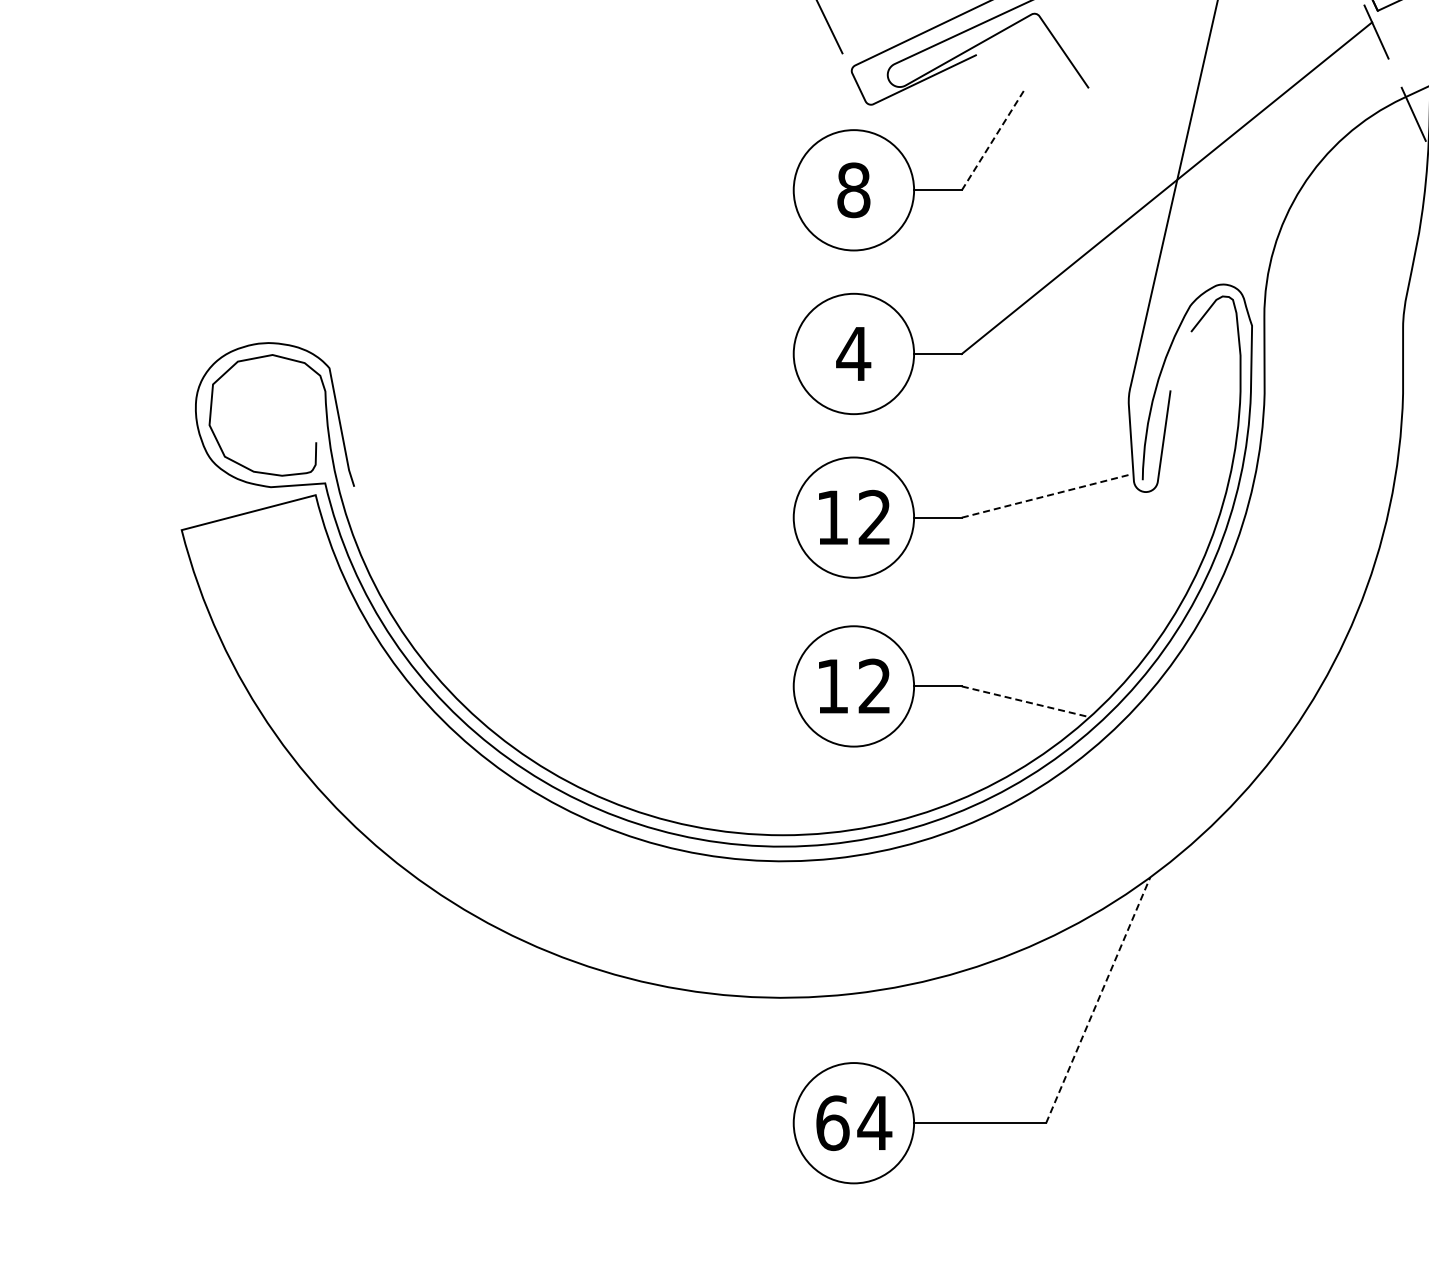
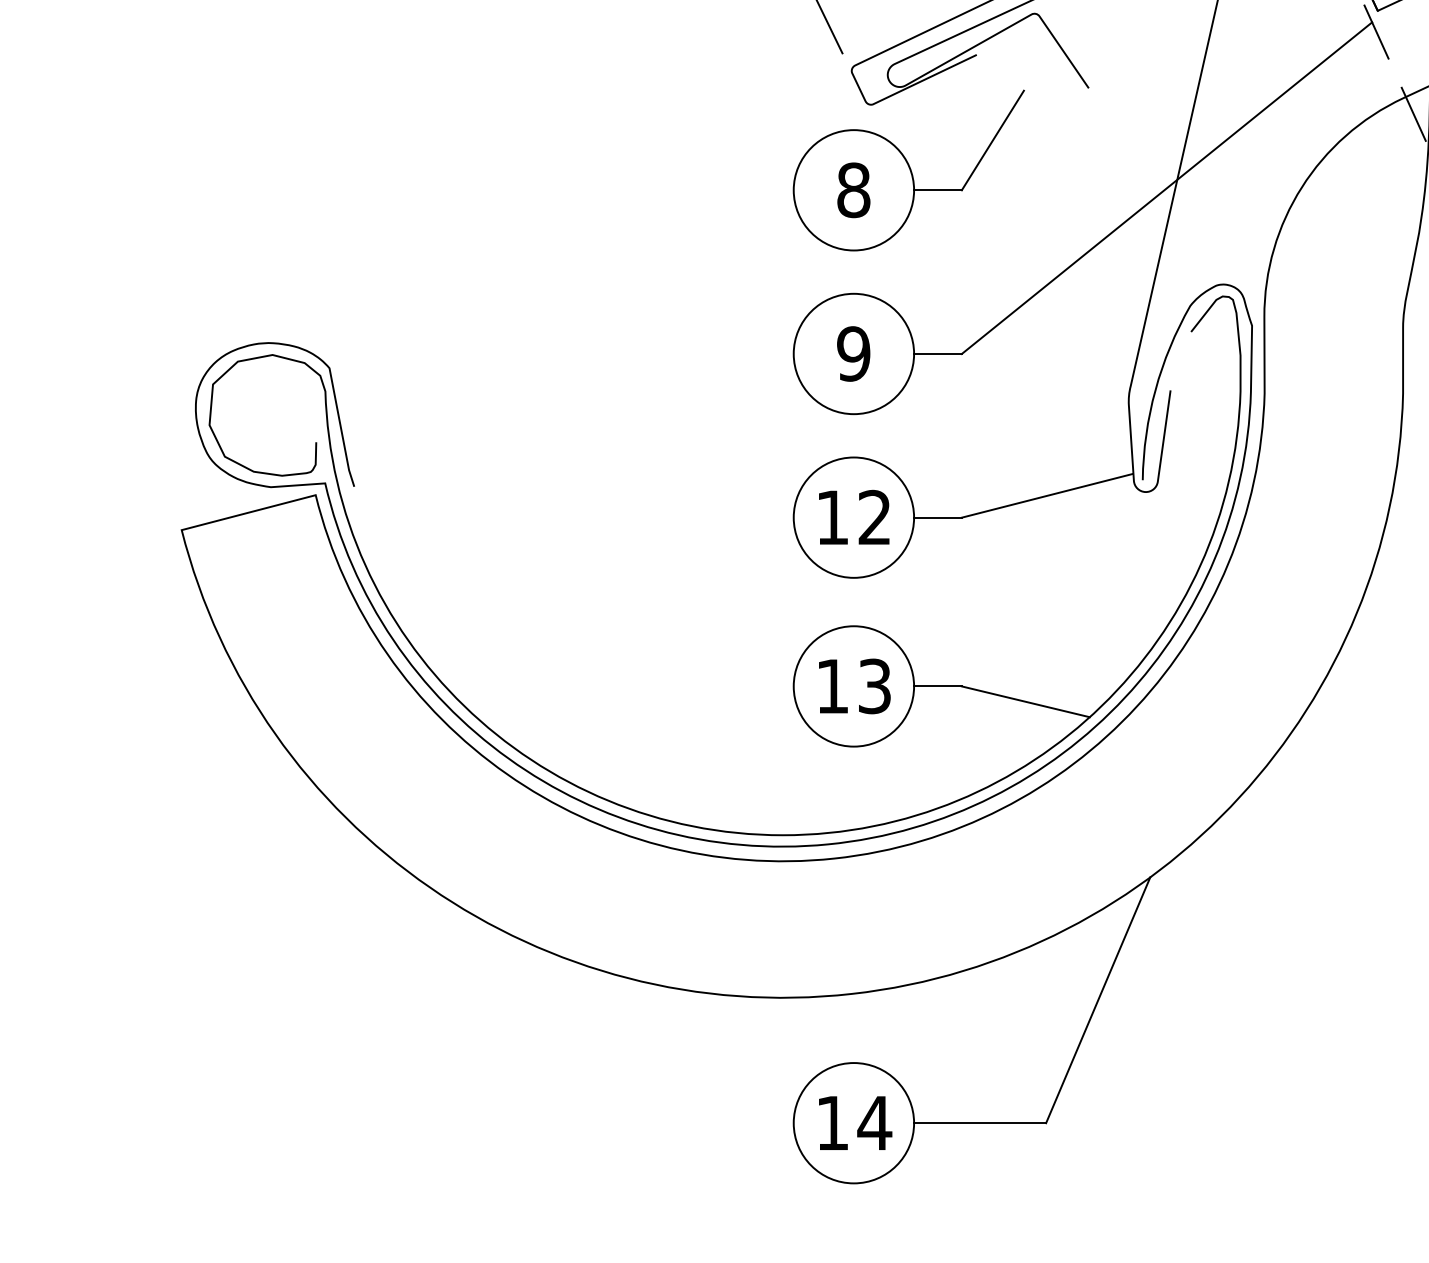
line: dashed -> solid (992, 140)
text: 4 -> 9 (853, 353)
line: dashed -> solid (1047, 495)
text: 12 -> 13 (874, 686)
line: dashed -> solid (1025, 701)
line: dashed -> solid (1098, 1000)
text: 64 -> 14 (832, 1123)
